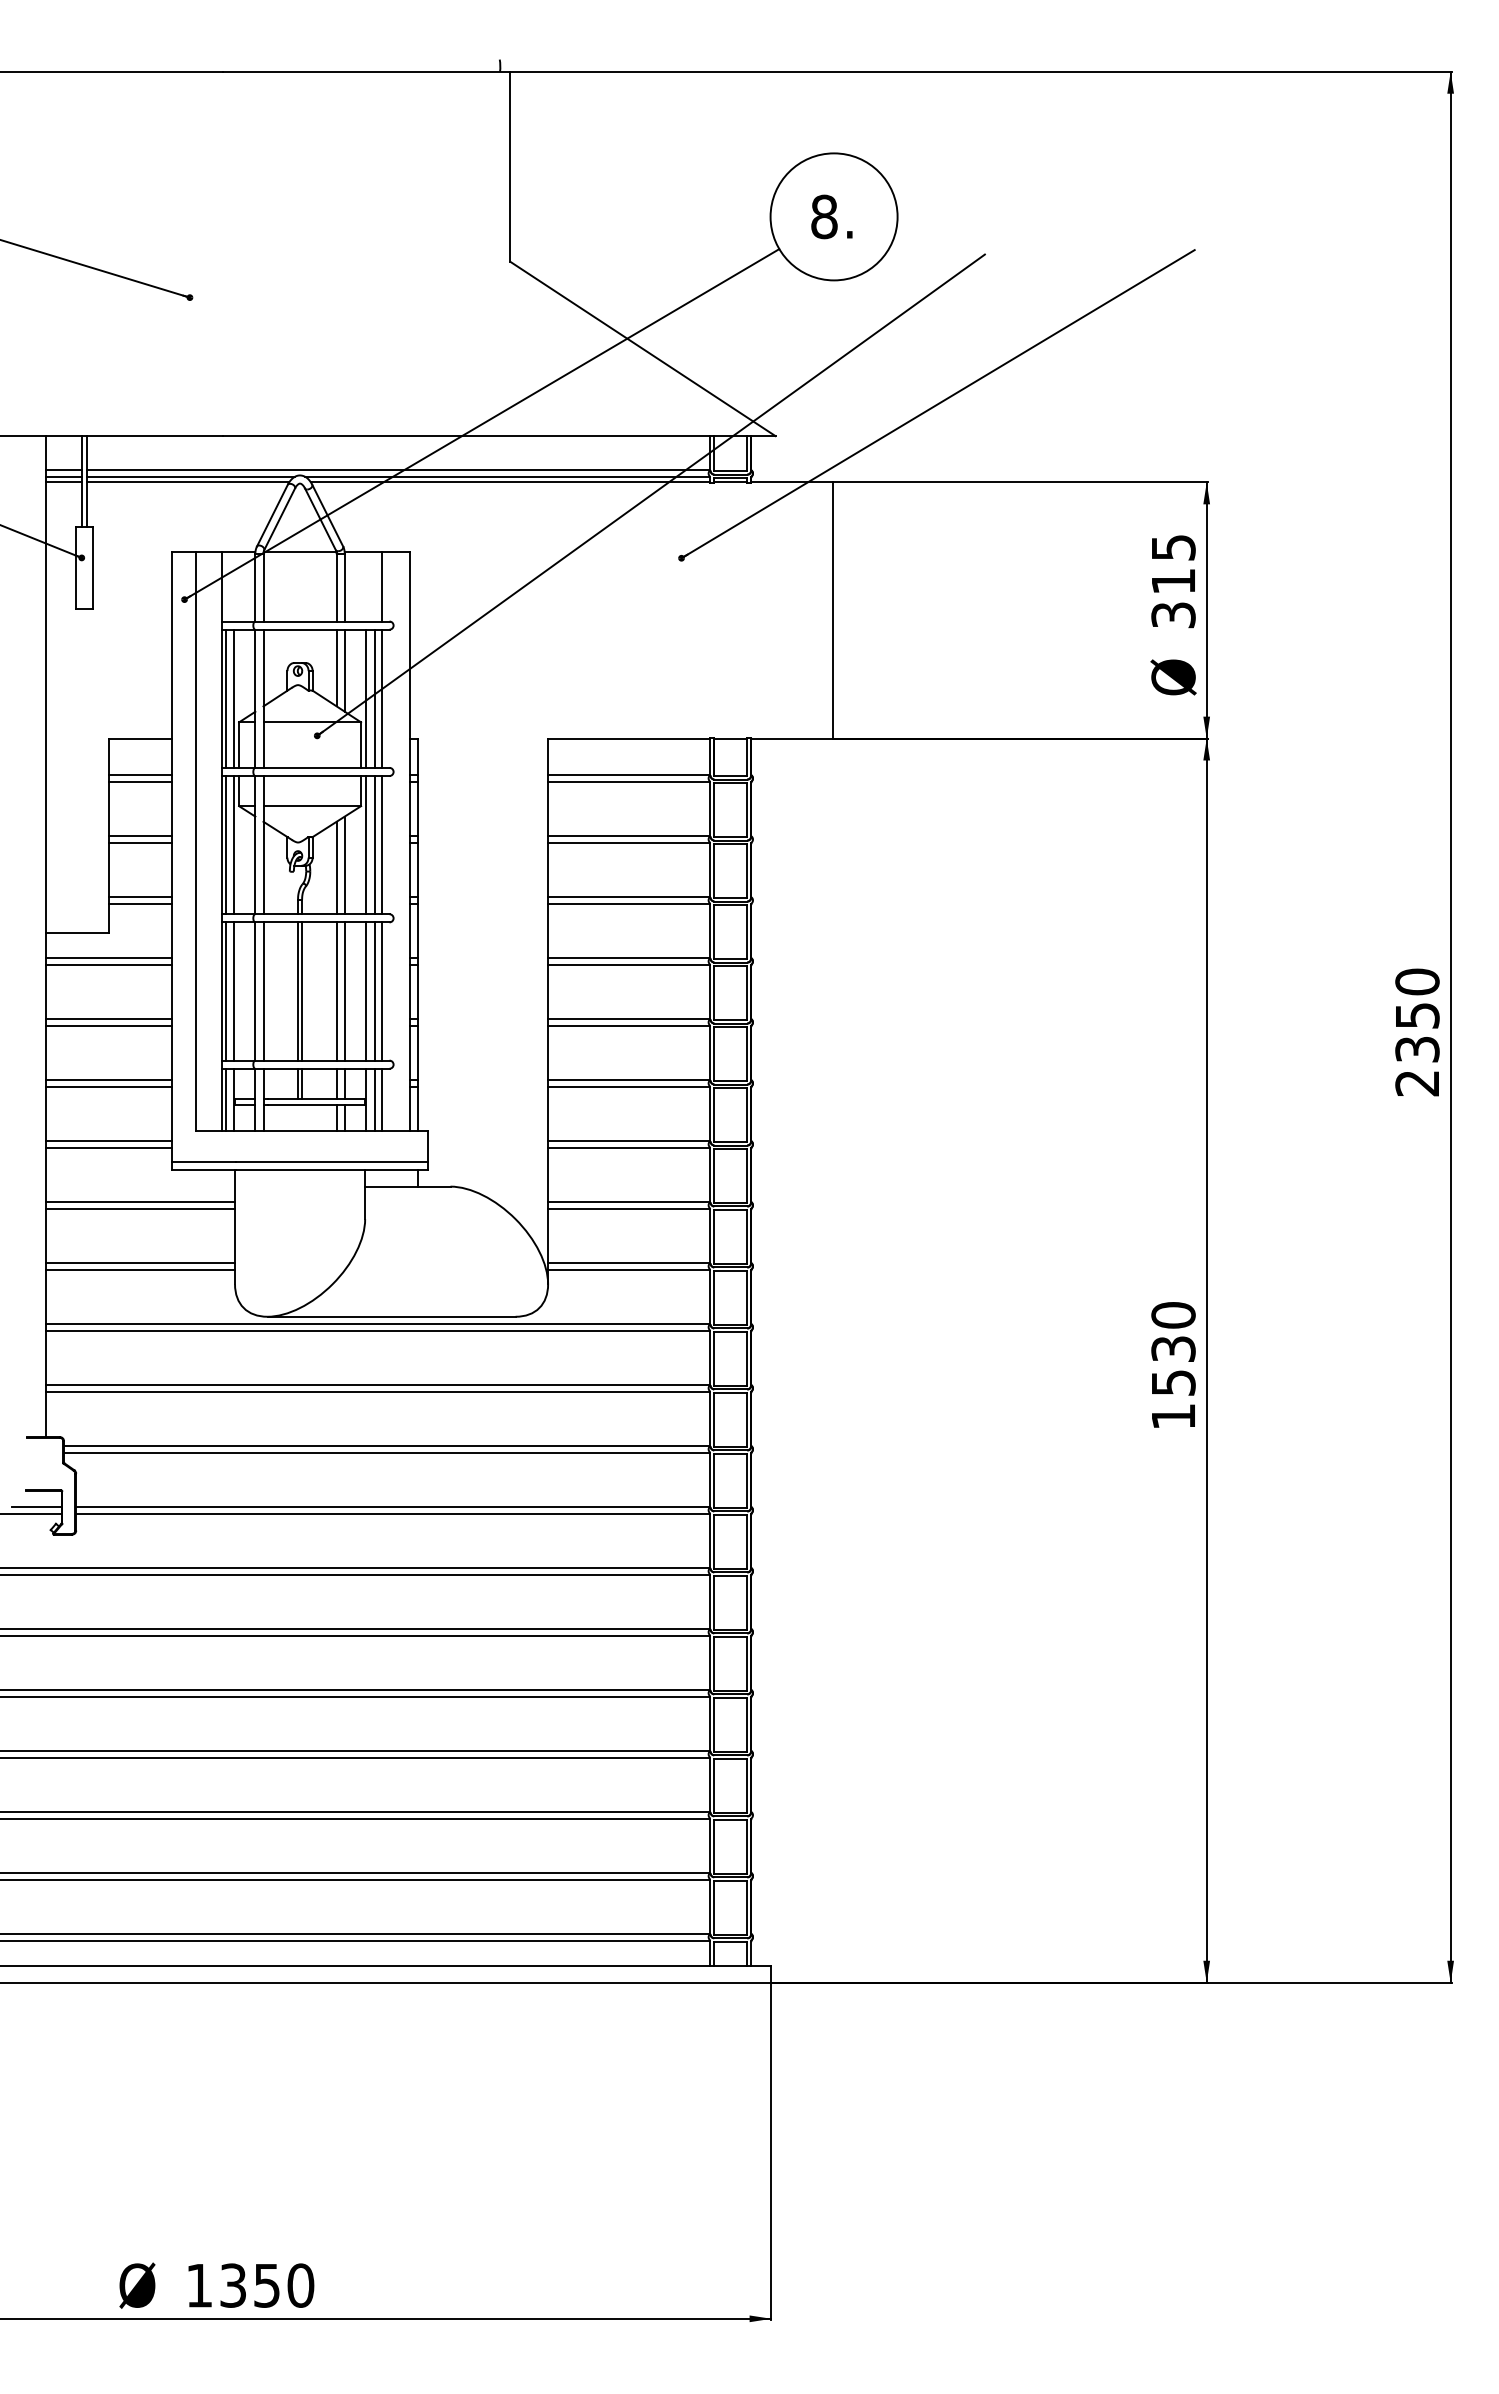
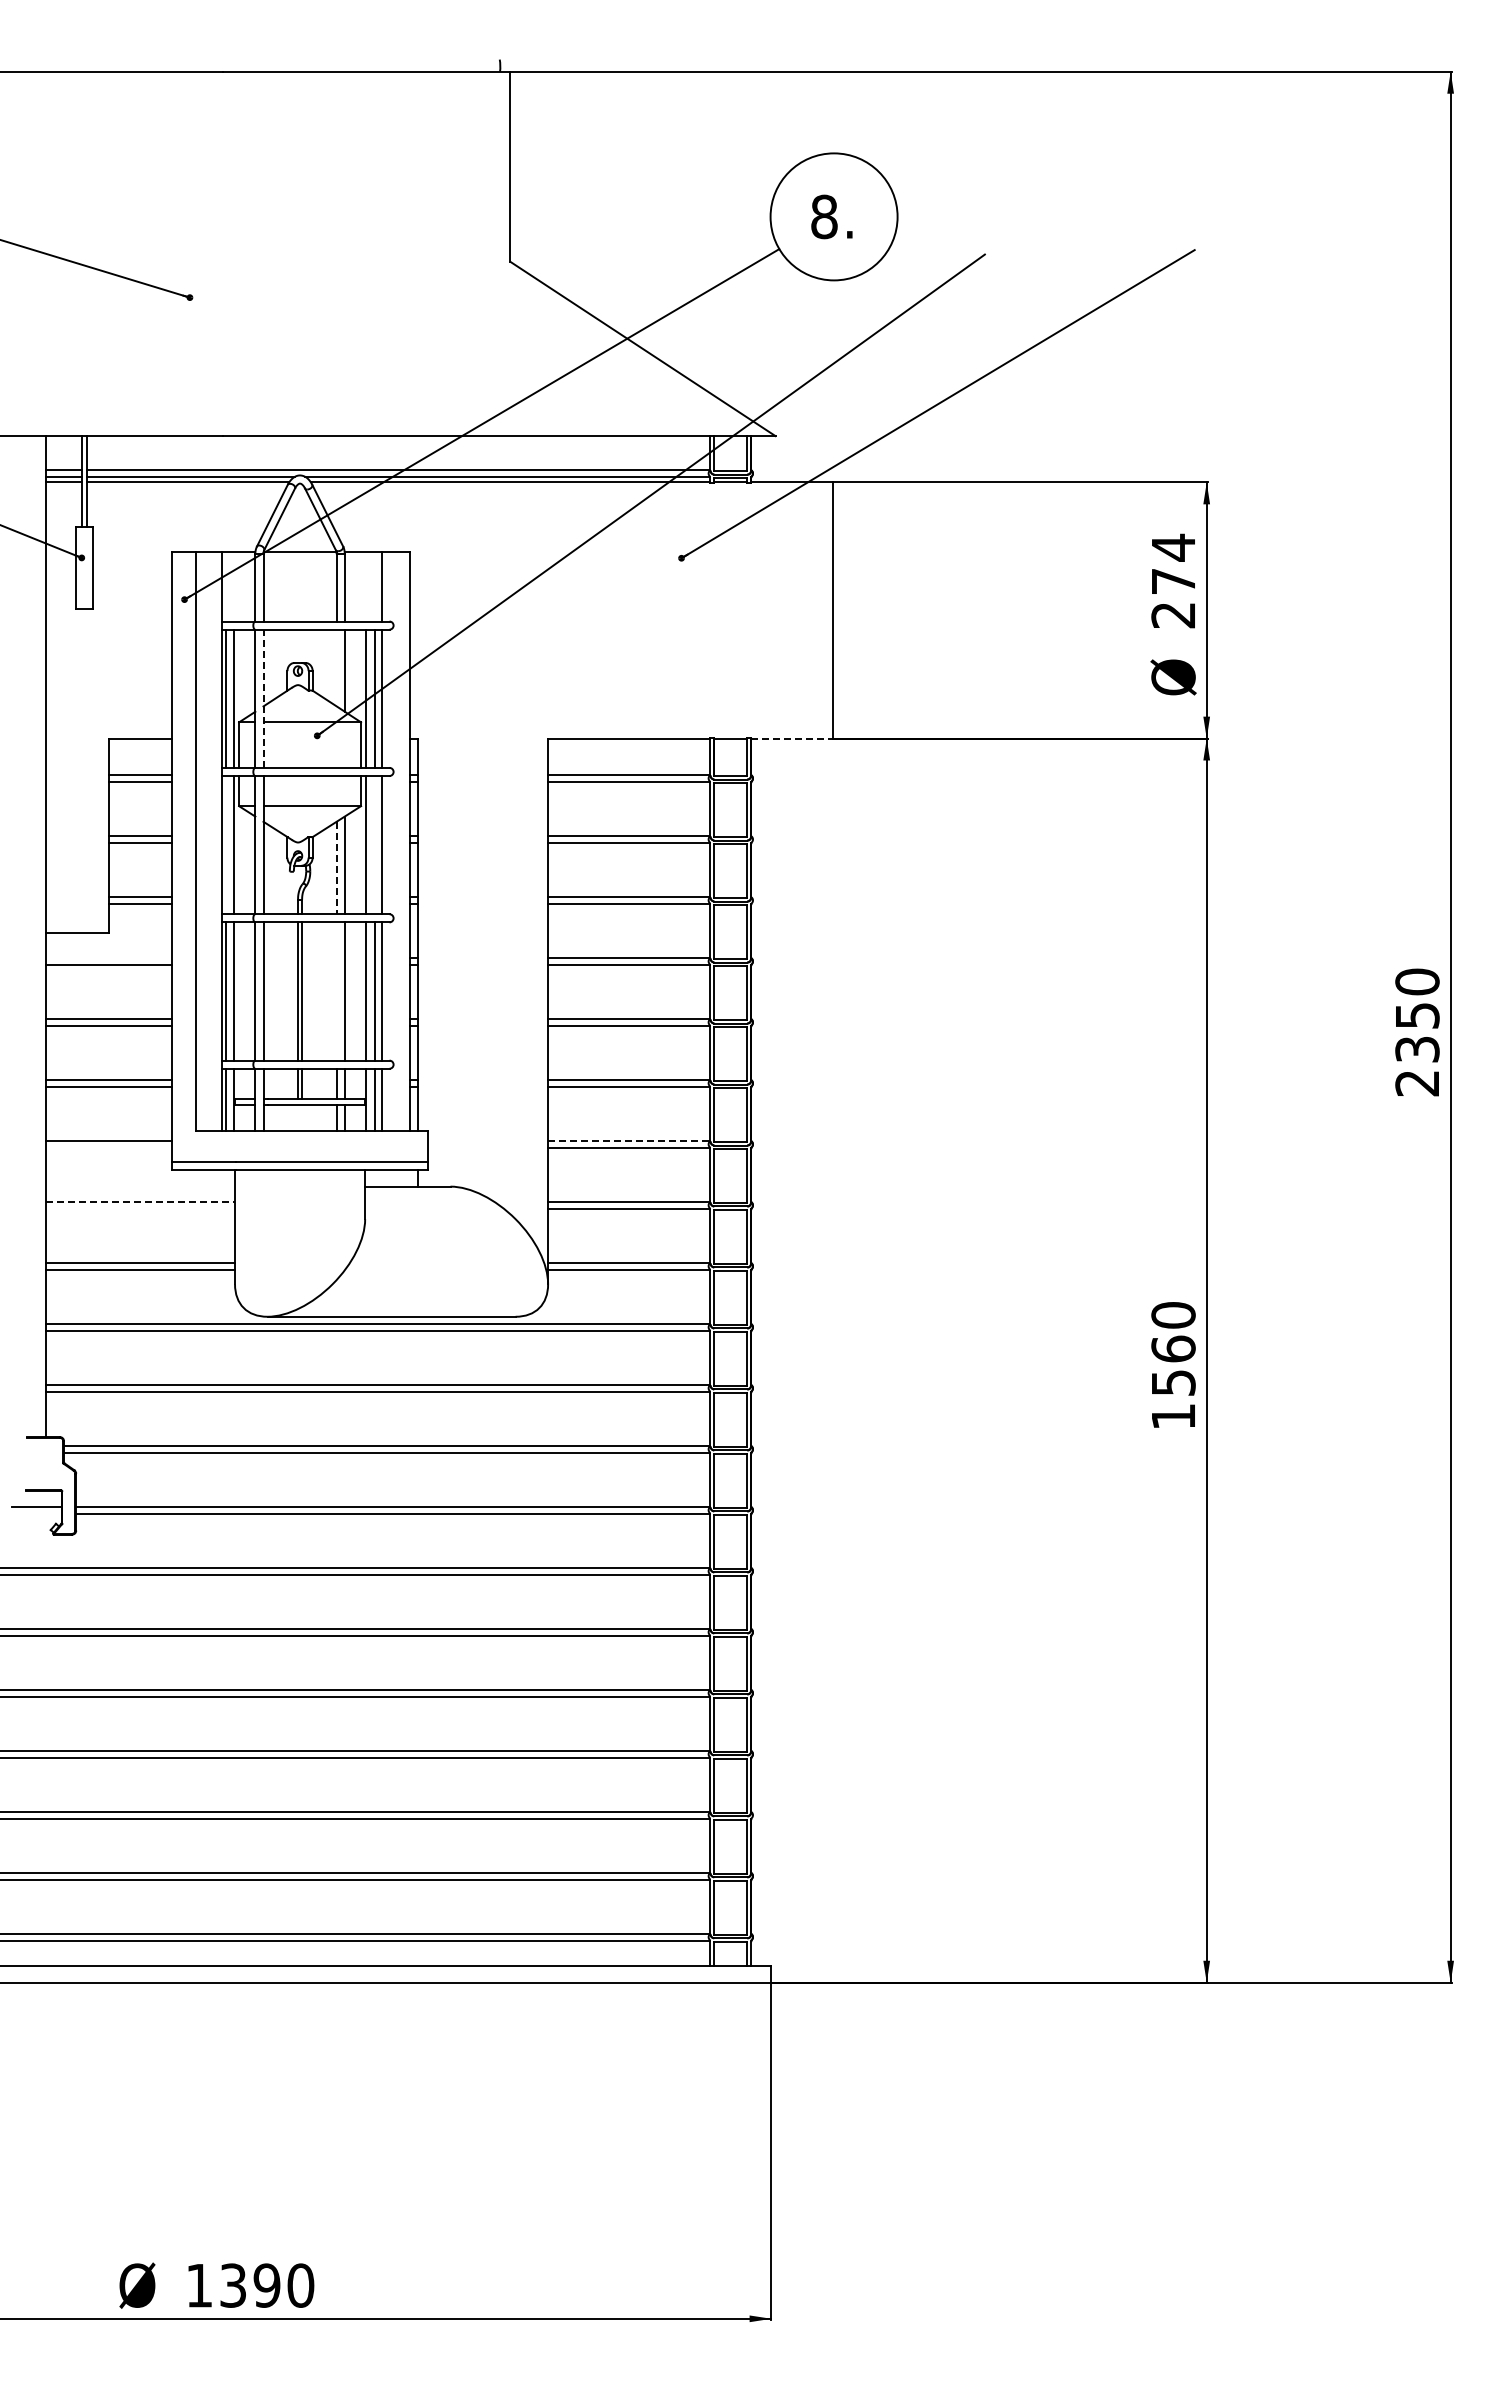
text: 315 -> 274 (1173, 580)
line: present -> none (336, 667)
line: solid -> dashed (263, 698)
line: solid -> dashed (791, 738)
line: present -> none (225, 845)
line: present -> none (374, 845)
line: solid -> dashed (336, 868)
line: present -> none (109, 958)
line: present -> none (336, 991)
line: solid -> dashed (629, 1141)
line: present -> none (109, 1147)
line: solid -> dashed (141, 1202)
line: present -> none (140, 1208)
text: 1530 -> 1560 (1173, 1348)
line: present -> none (31, 1513)
text: 1350 -> 1390 (266, 2285)
